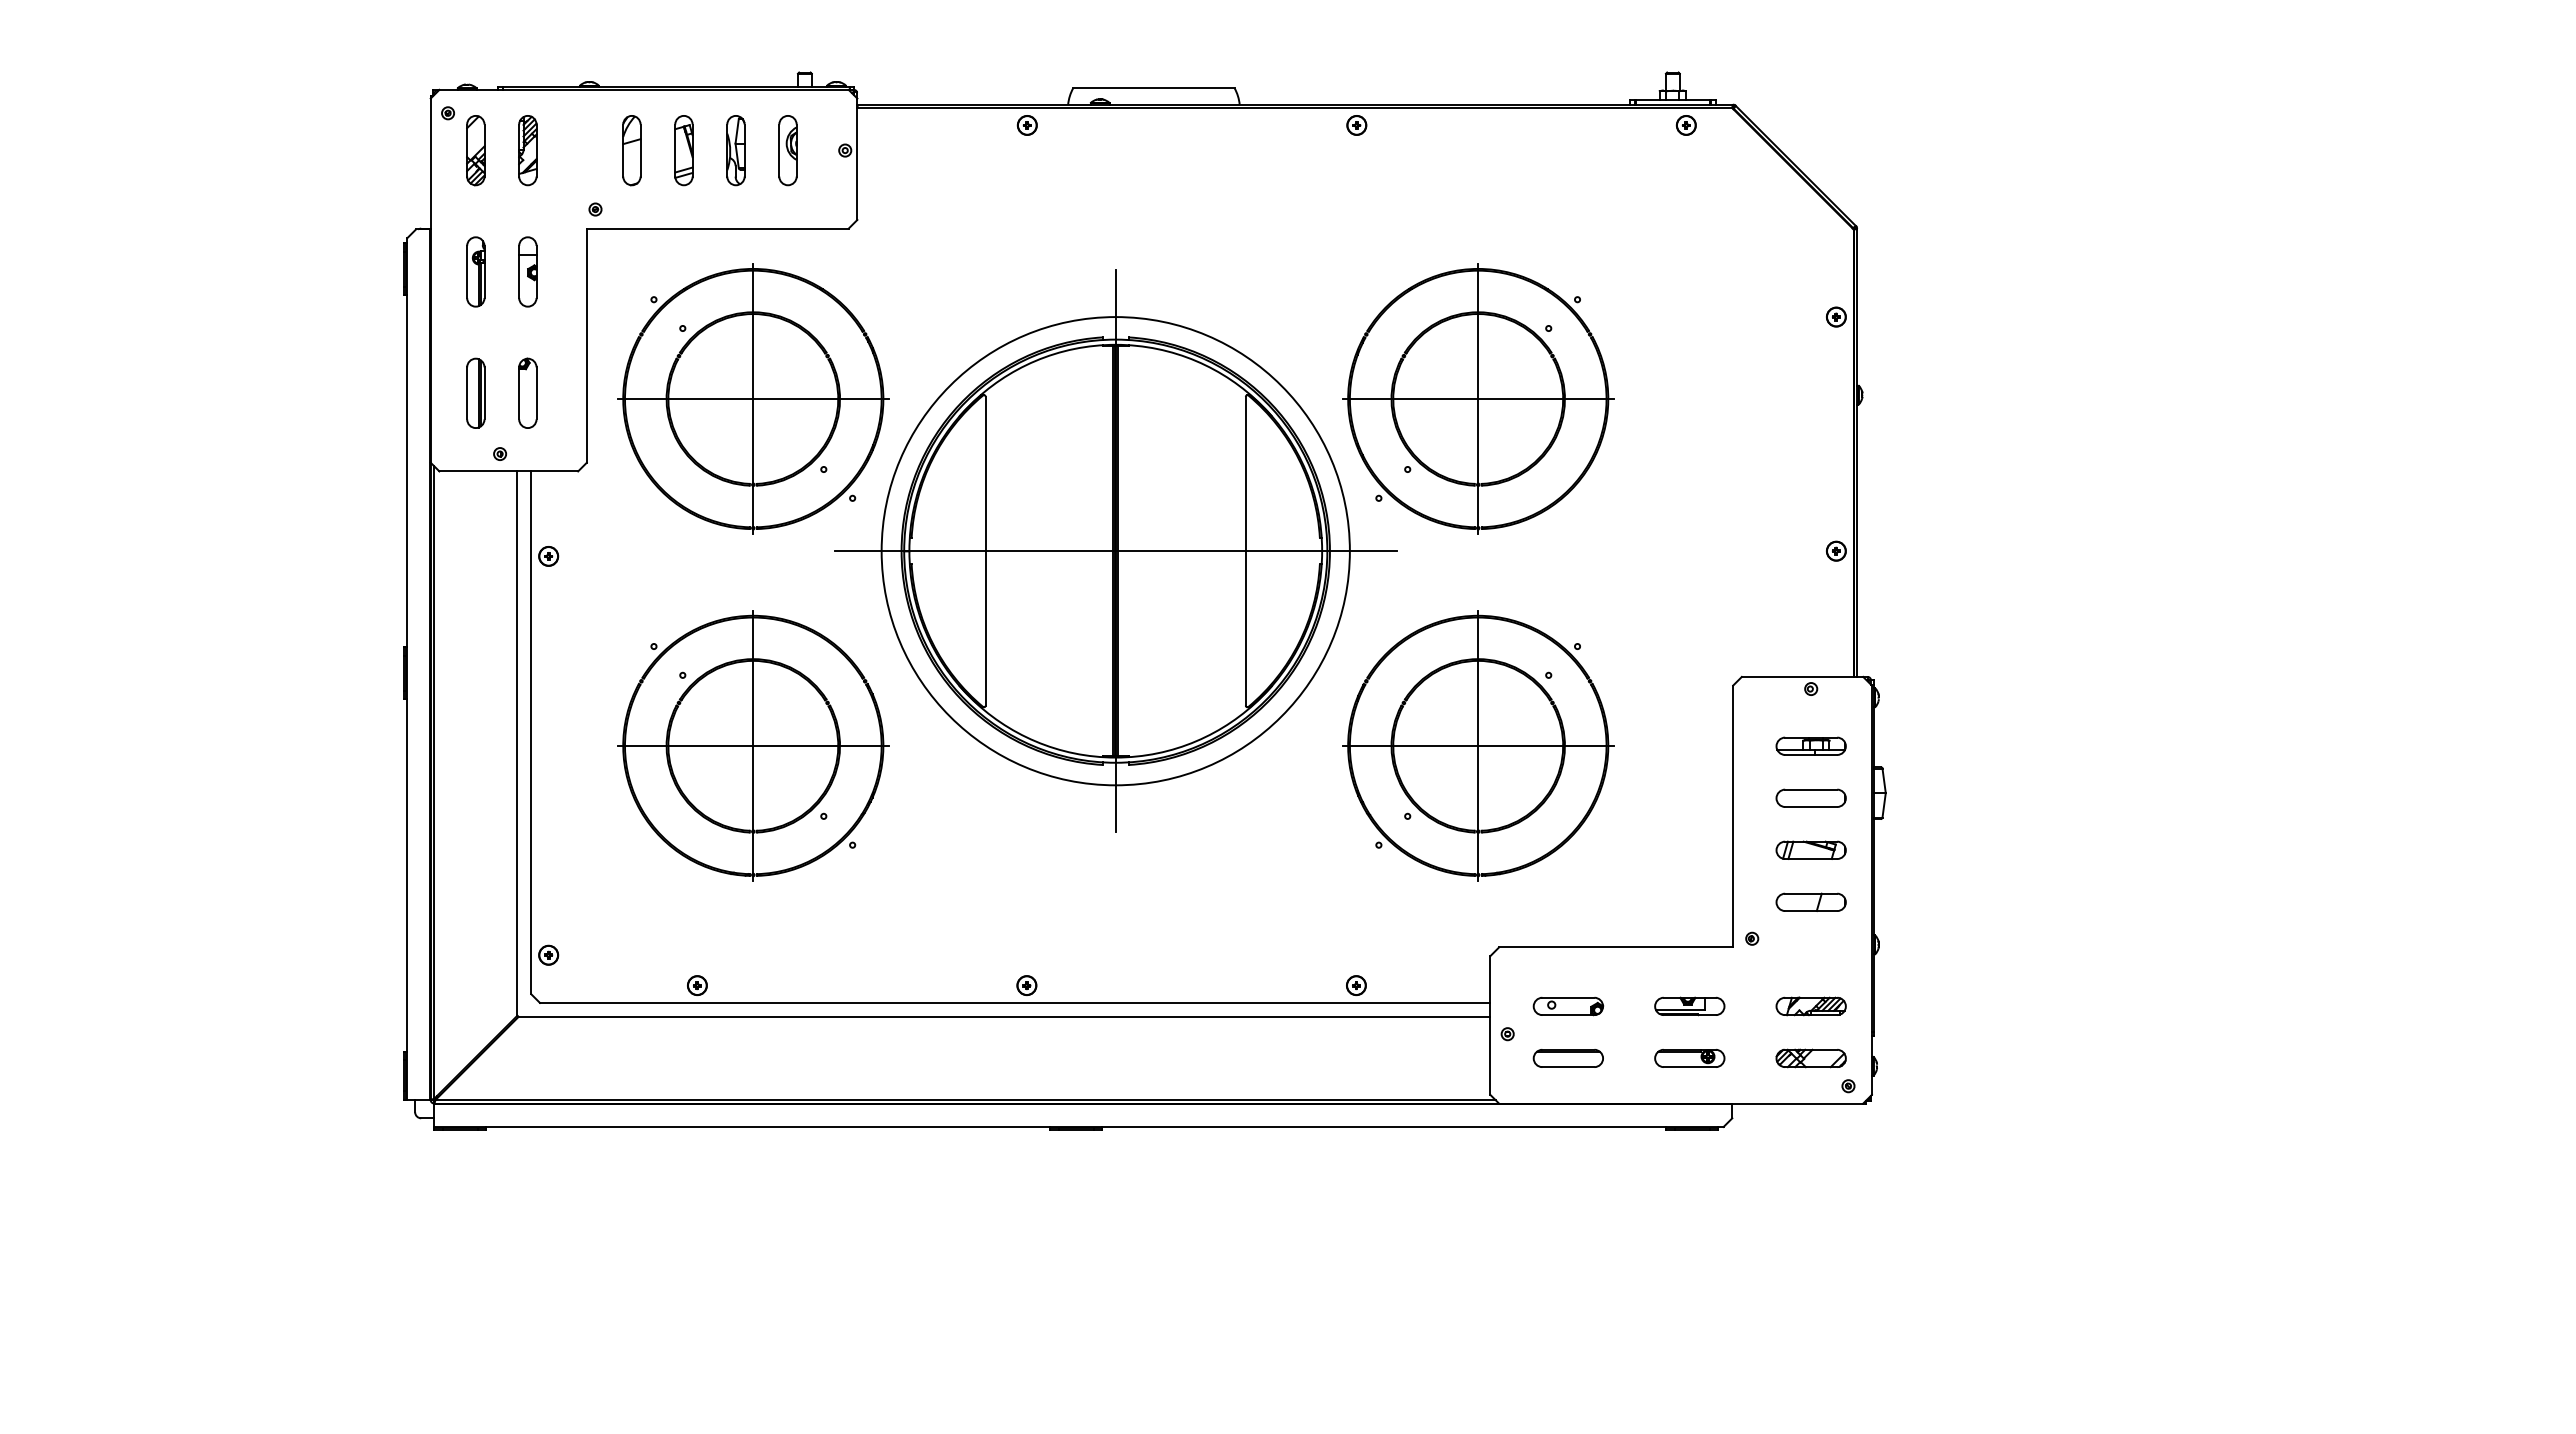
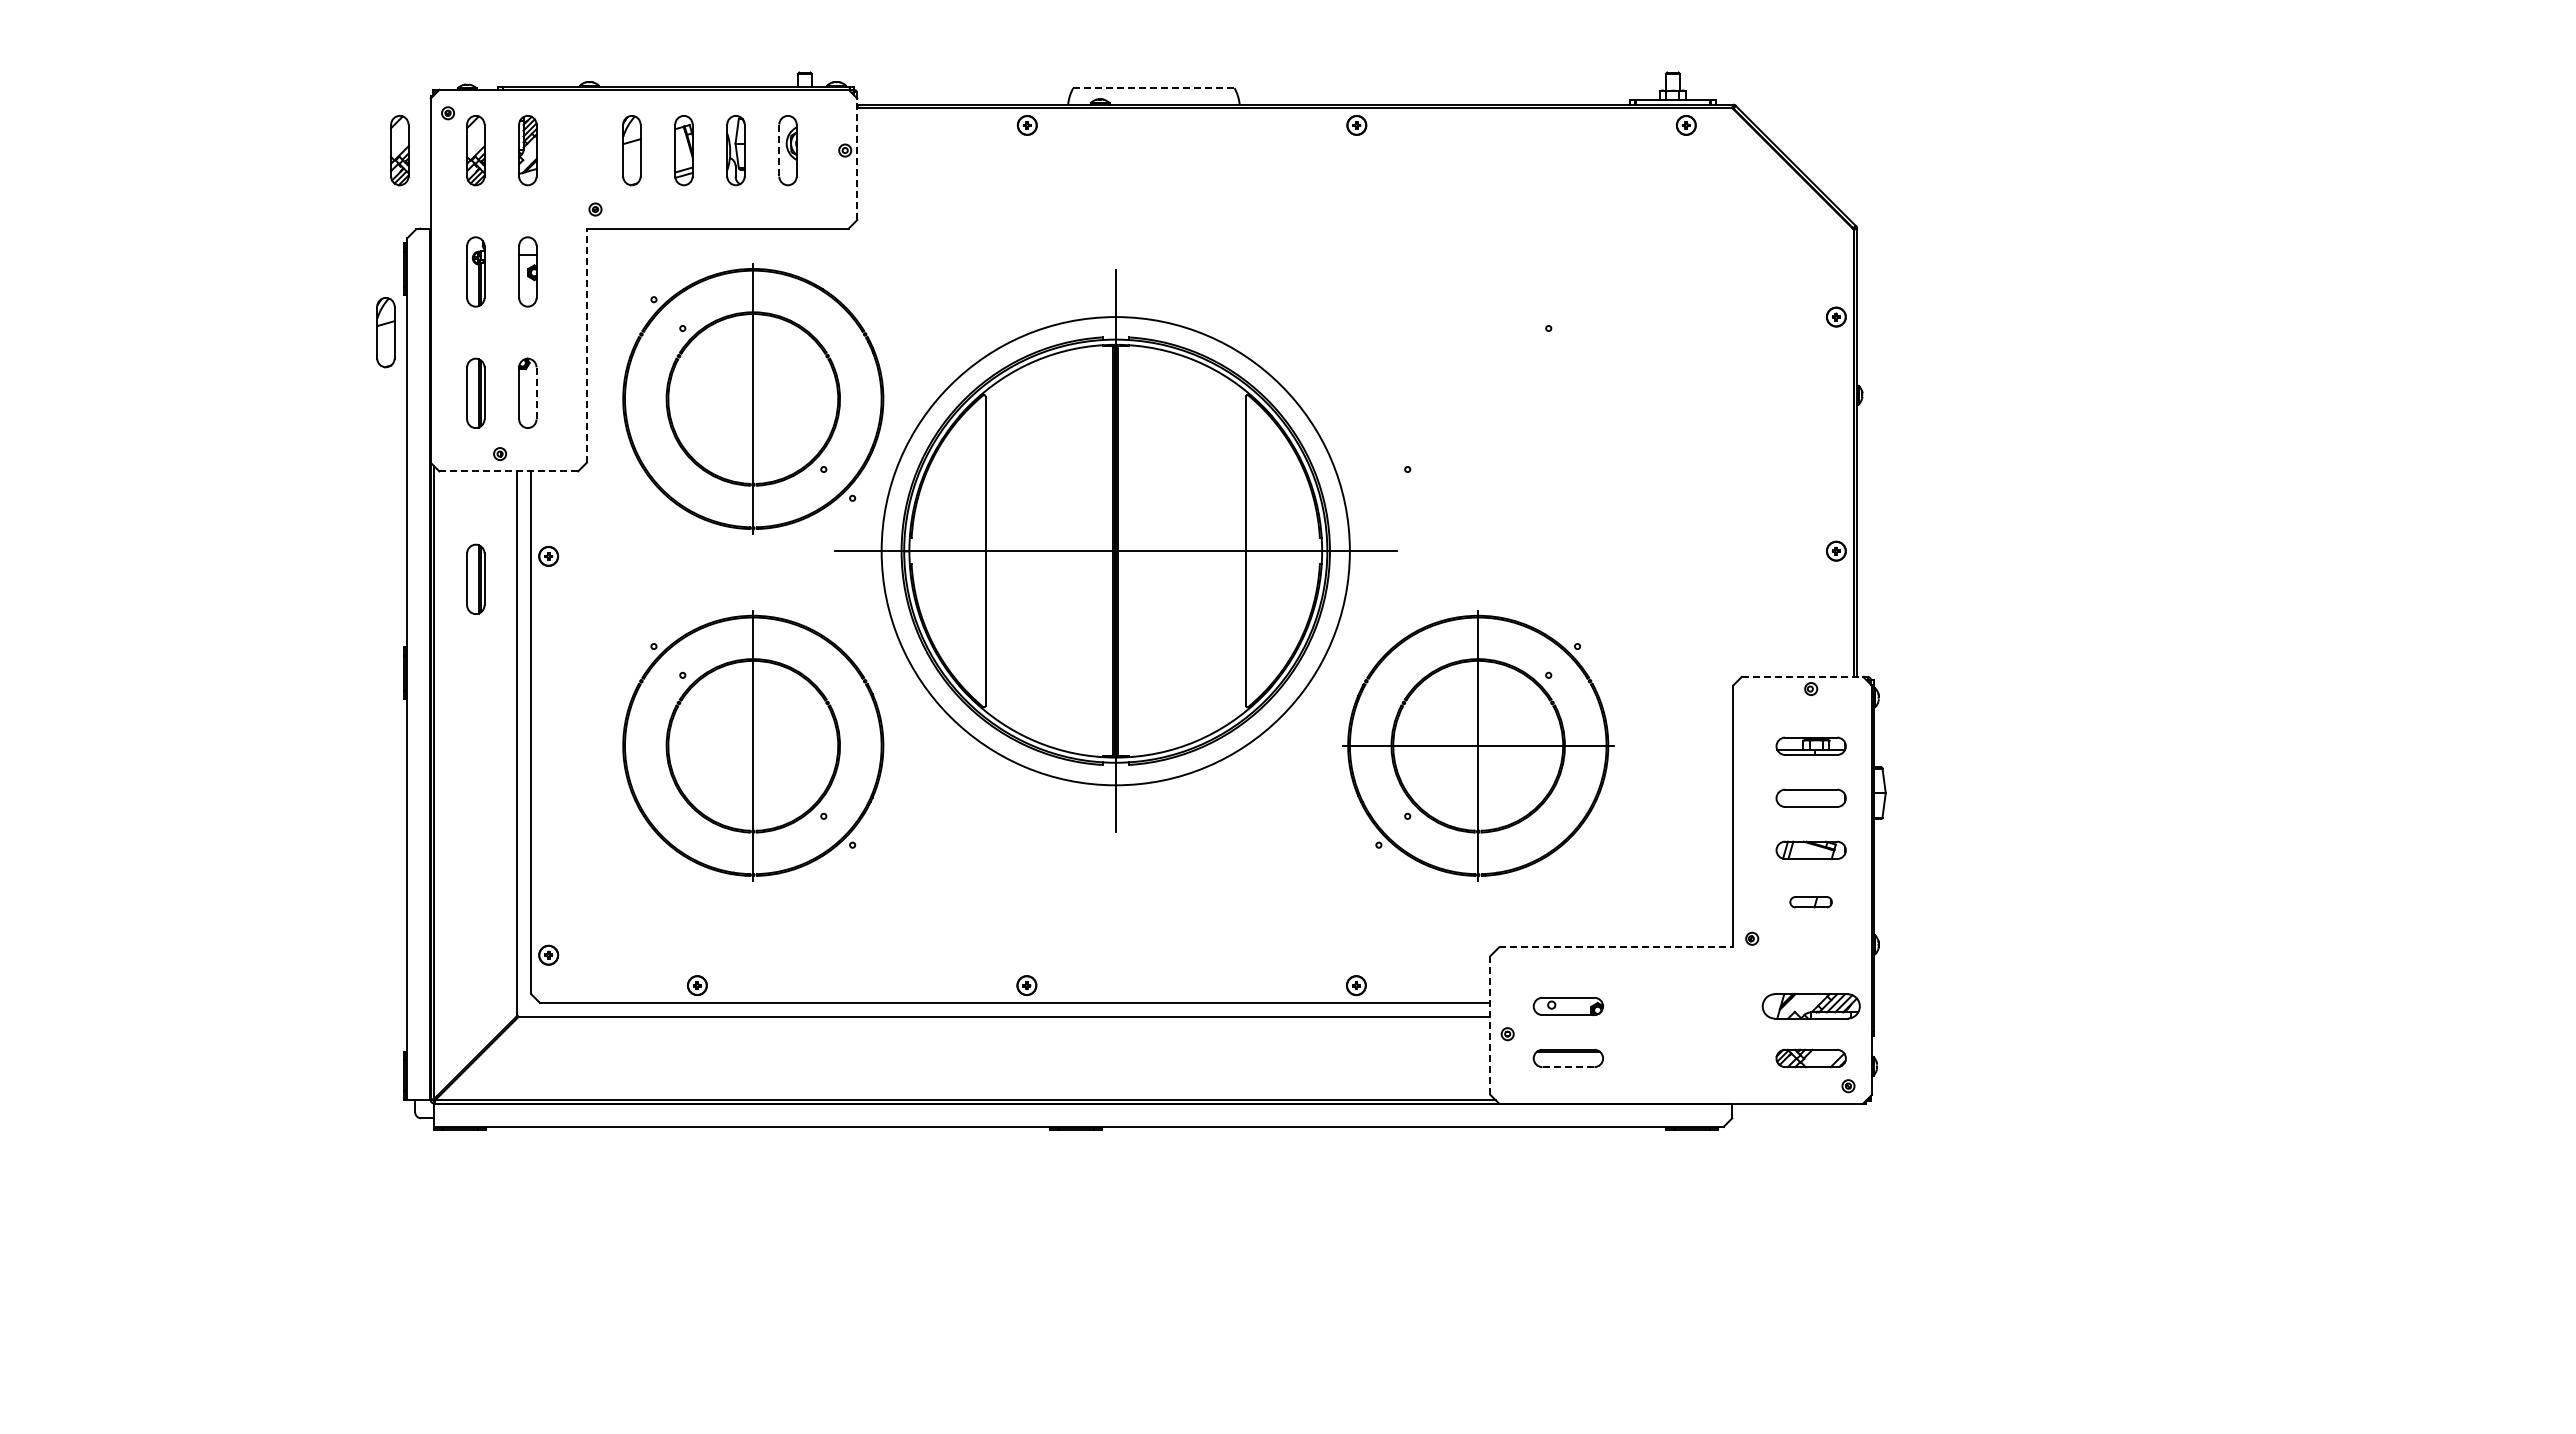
line: solid -> dashed (1153, 88)
part: none -> present (399, 150)
line: solid -> dashed (779, 151)
line: solid -> dashed (857, 159)
part: none -> present (385, 332)
line: solid -> dashed (586, 345)
line: solid -> dashed (536, 392)
part: present -> none (1478, 398)
line: present -> none (752, 399)
line: solid -> dashed (509, 471)
part: none -> present (475, 578)
line: solid -> dashed (1802, 676)
line: present -> none (752, 745)
part size: 72x20 px -> 44x13 px (1810, 902)
line: solid -> dashed (1616, 947)
part: present -> none (1689, 1006)
part size: 72x21 px -> 100x27 px (1810, 1006)
line: solid -> dashed (1490, 1025)
part: present -> none (1689, 1058)
line: solid -> dashed (1567, 1067)
